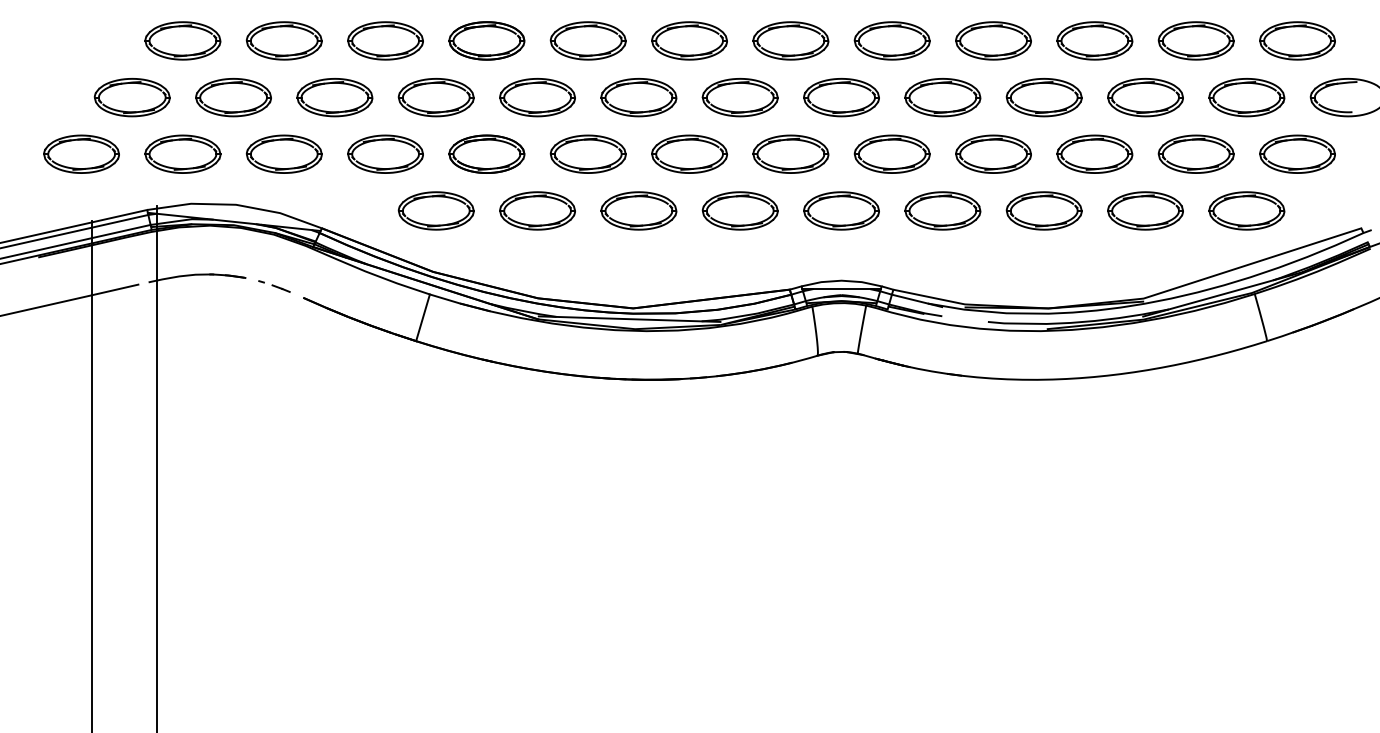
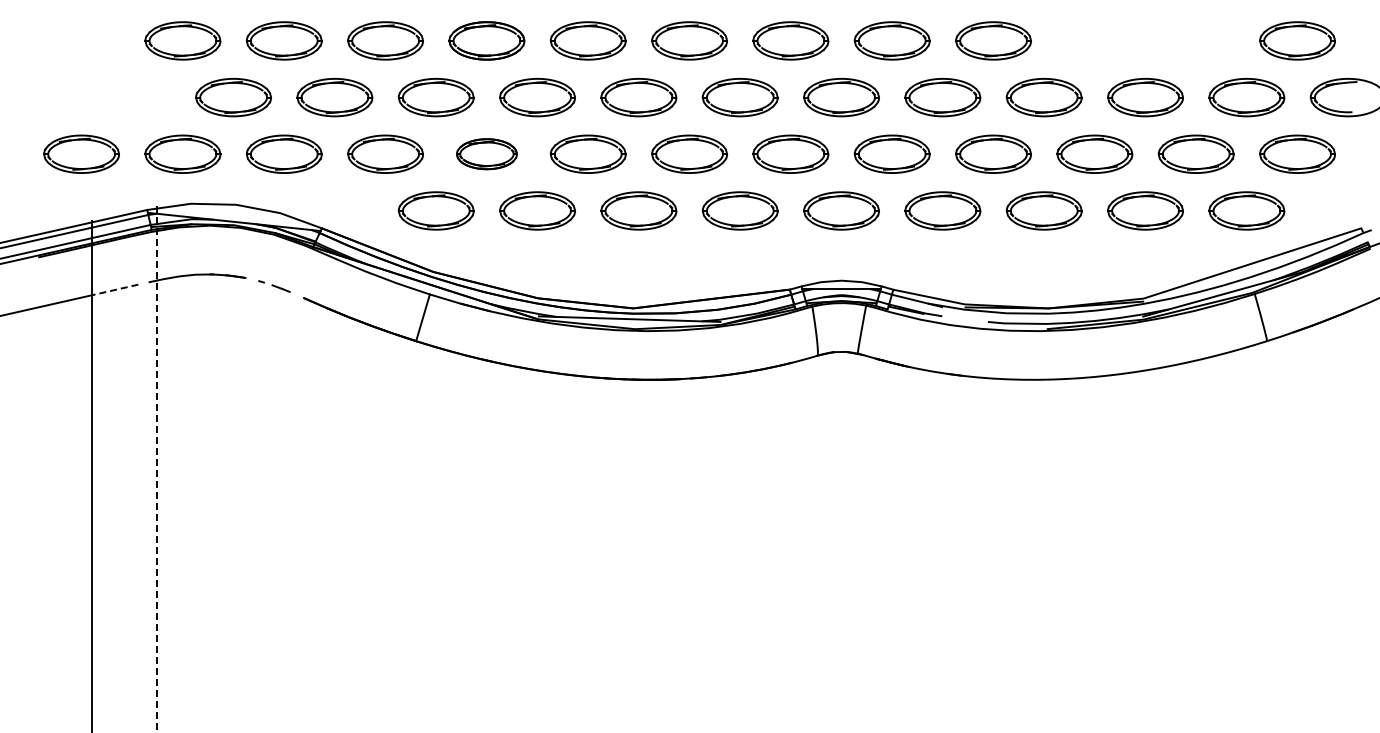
part: present -> none (1094, 40)
part: present -> none (1195, 40)
part: present -> none (131, 97)
part size: 78x40 px -> 62x33 px (486, 154)
line: solid -> dashed (115, 289)
line: solid -> dashed (157, 470)
